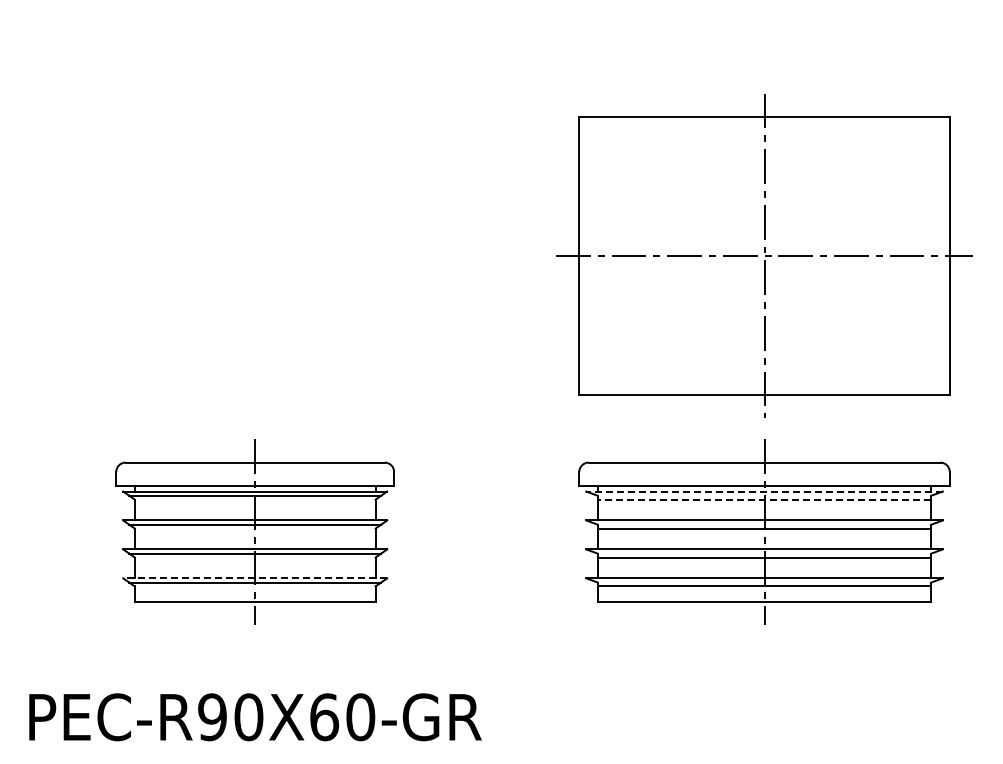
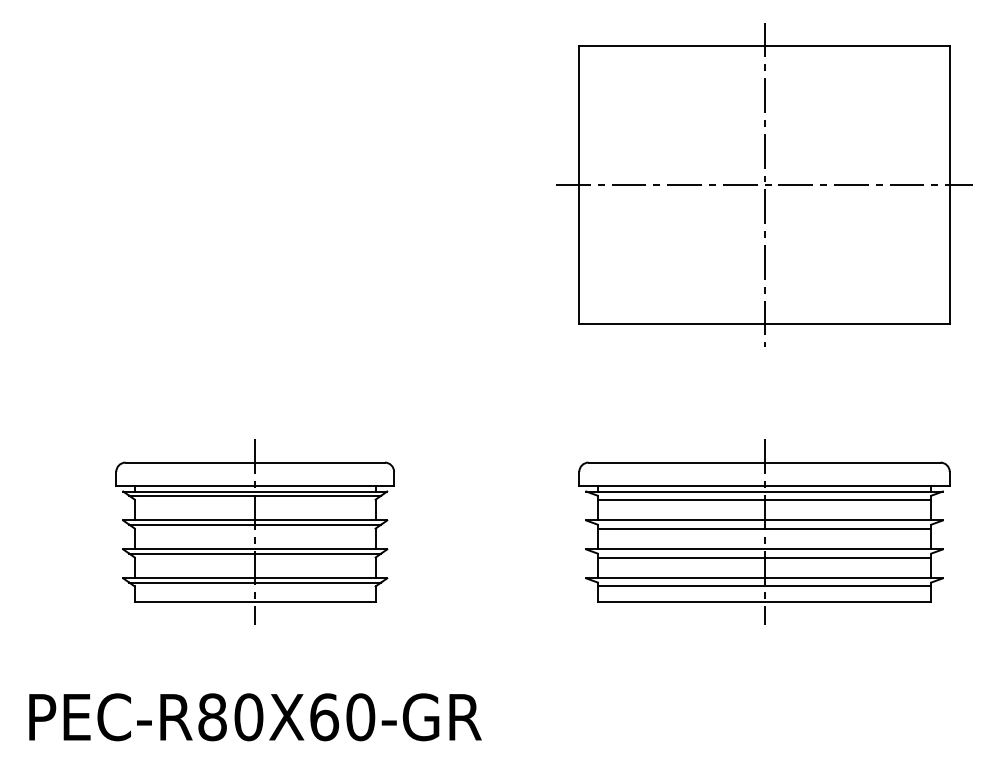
part position: (764, 255) -> (764, 184) (764, 184)
line: dashed -> solid (764, 491)
line: dashed -> solid (764, 499)
line: dashed -> solid (255, 578)
text: PEC-R90X60-GR -> PEC-R80X60-GR (212, 717)
